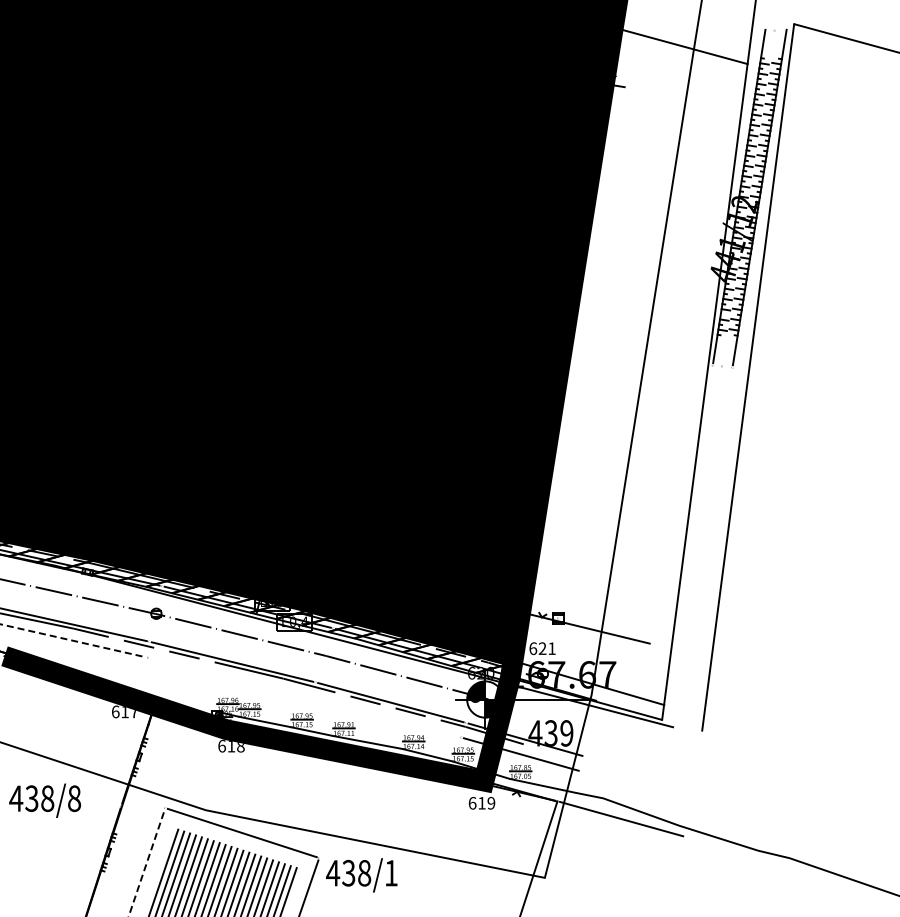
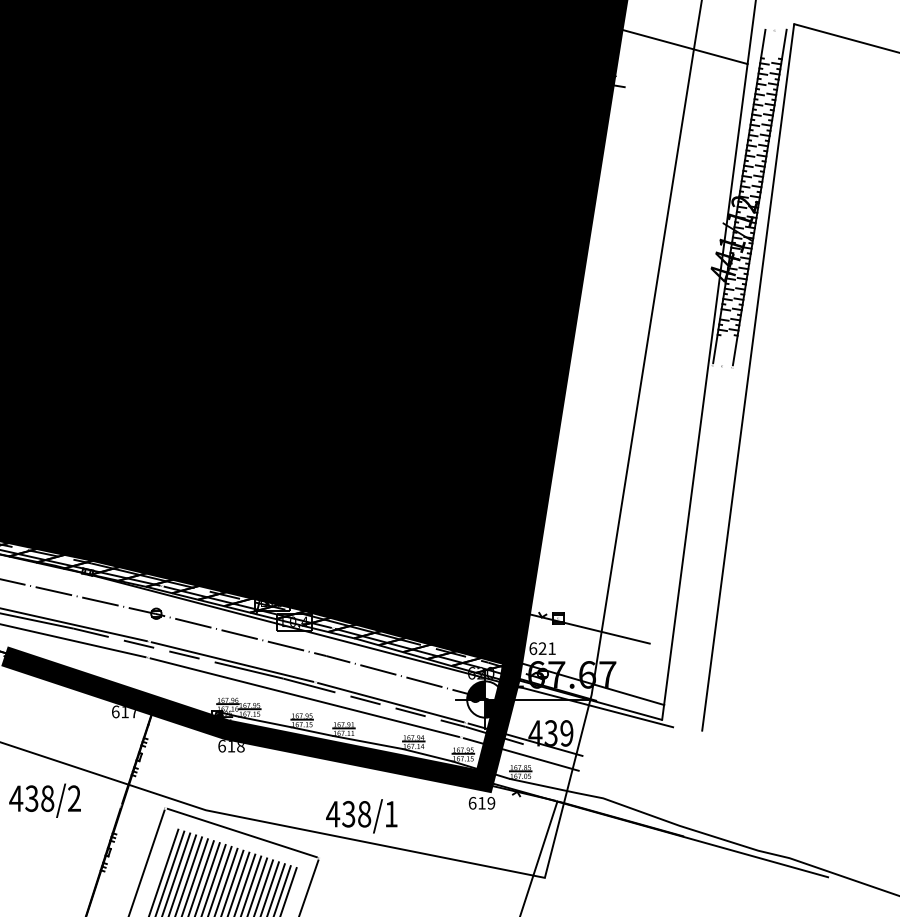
line: dashed -> solid (73, 640)
line: none -> present (304, 697)
text: 438/8 -> 438/2 (74, 798)
line: none -> present (692, 839)
line: dashed -> solid (146, 863)
text position: (361, 875) -> (361, 816) (361, 816)
